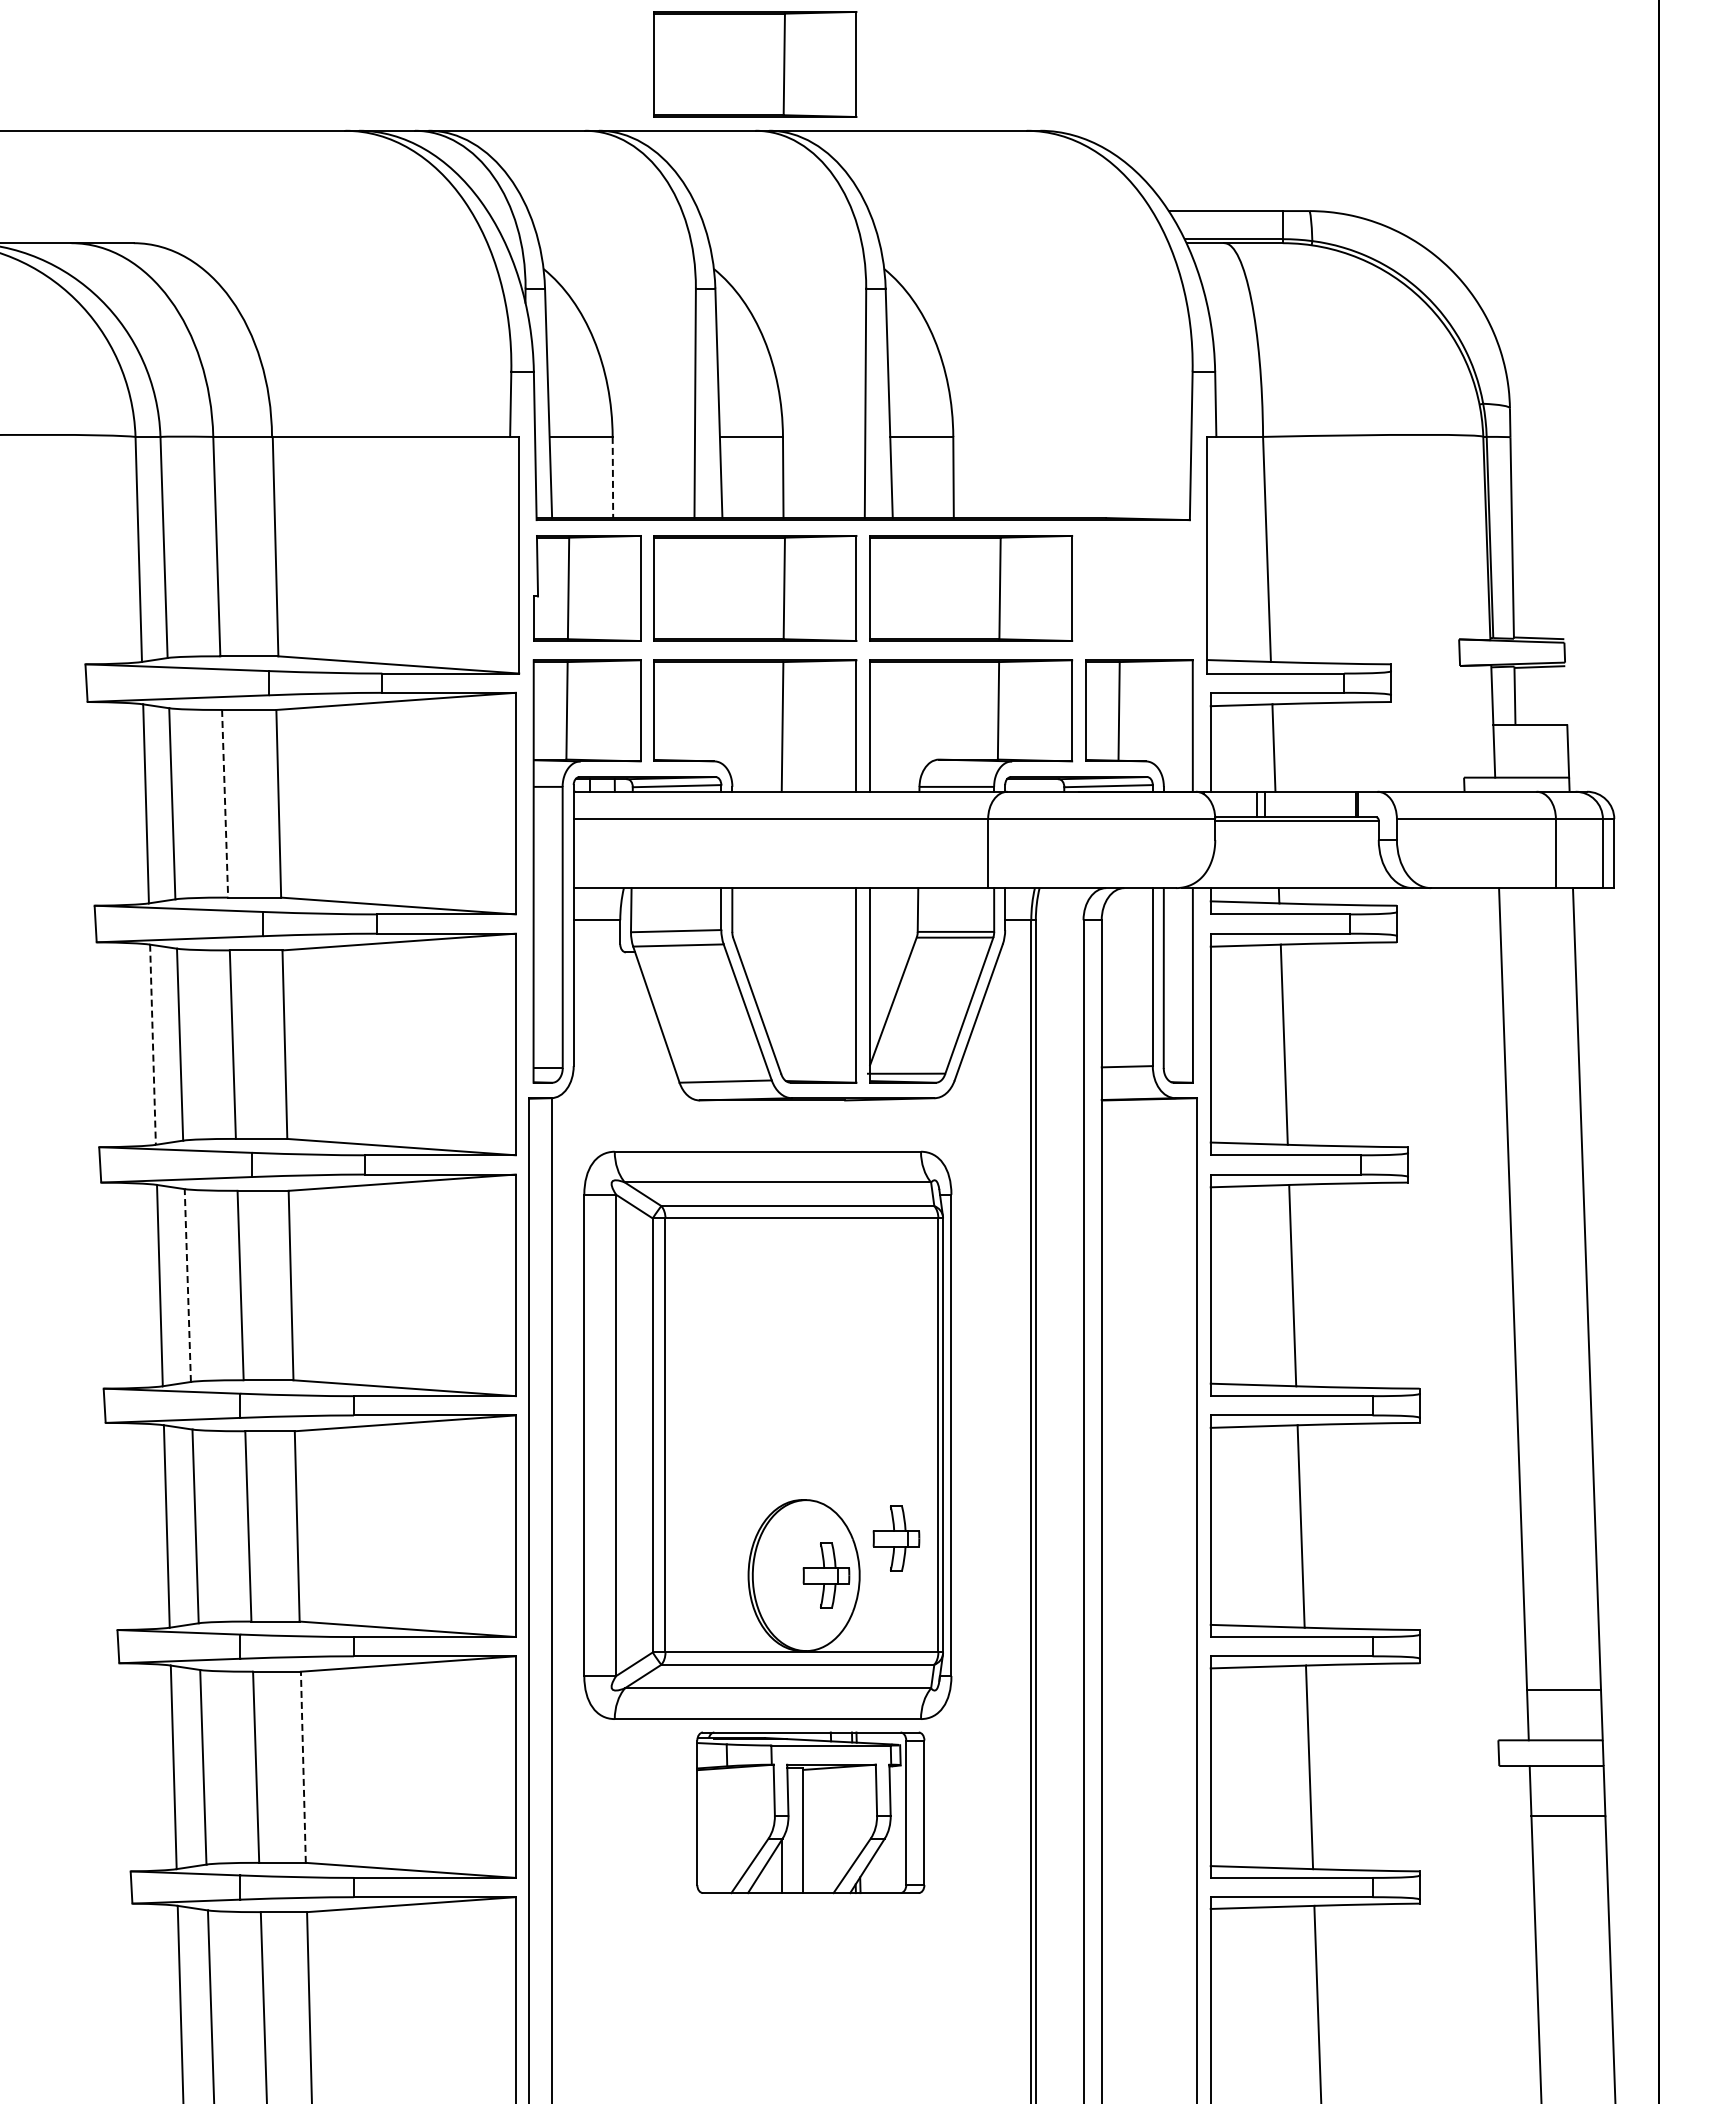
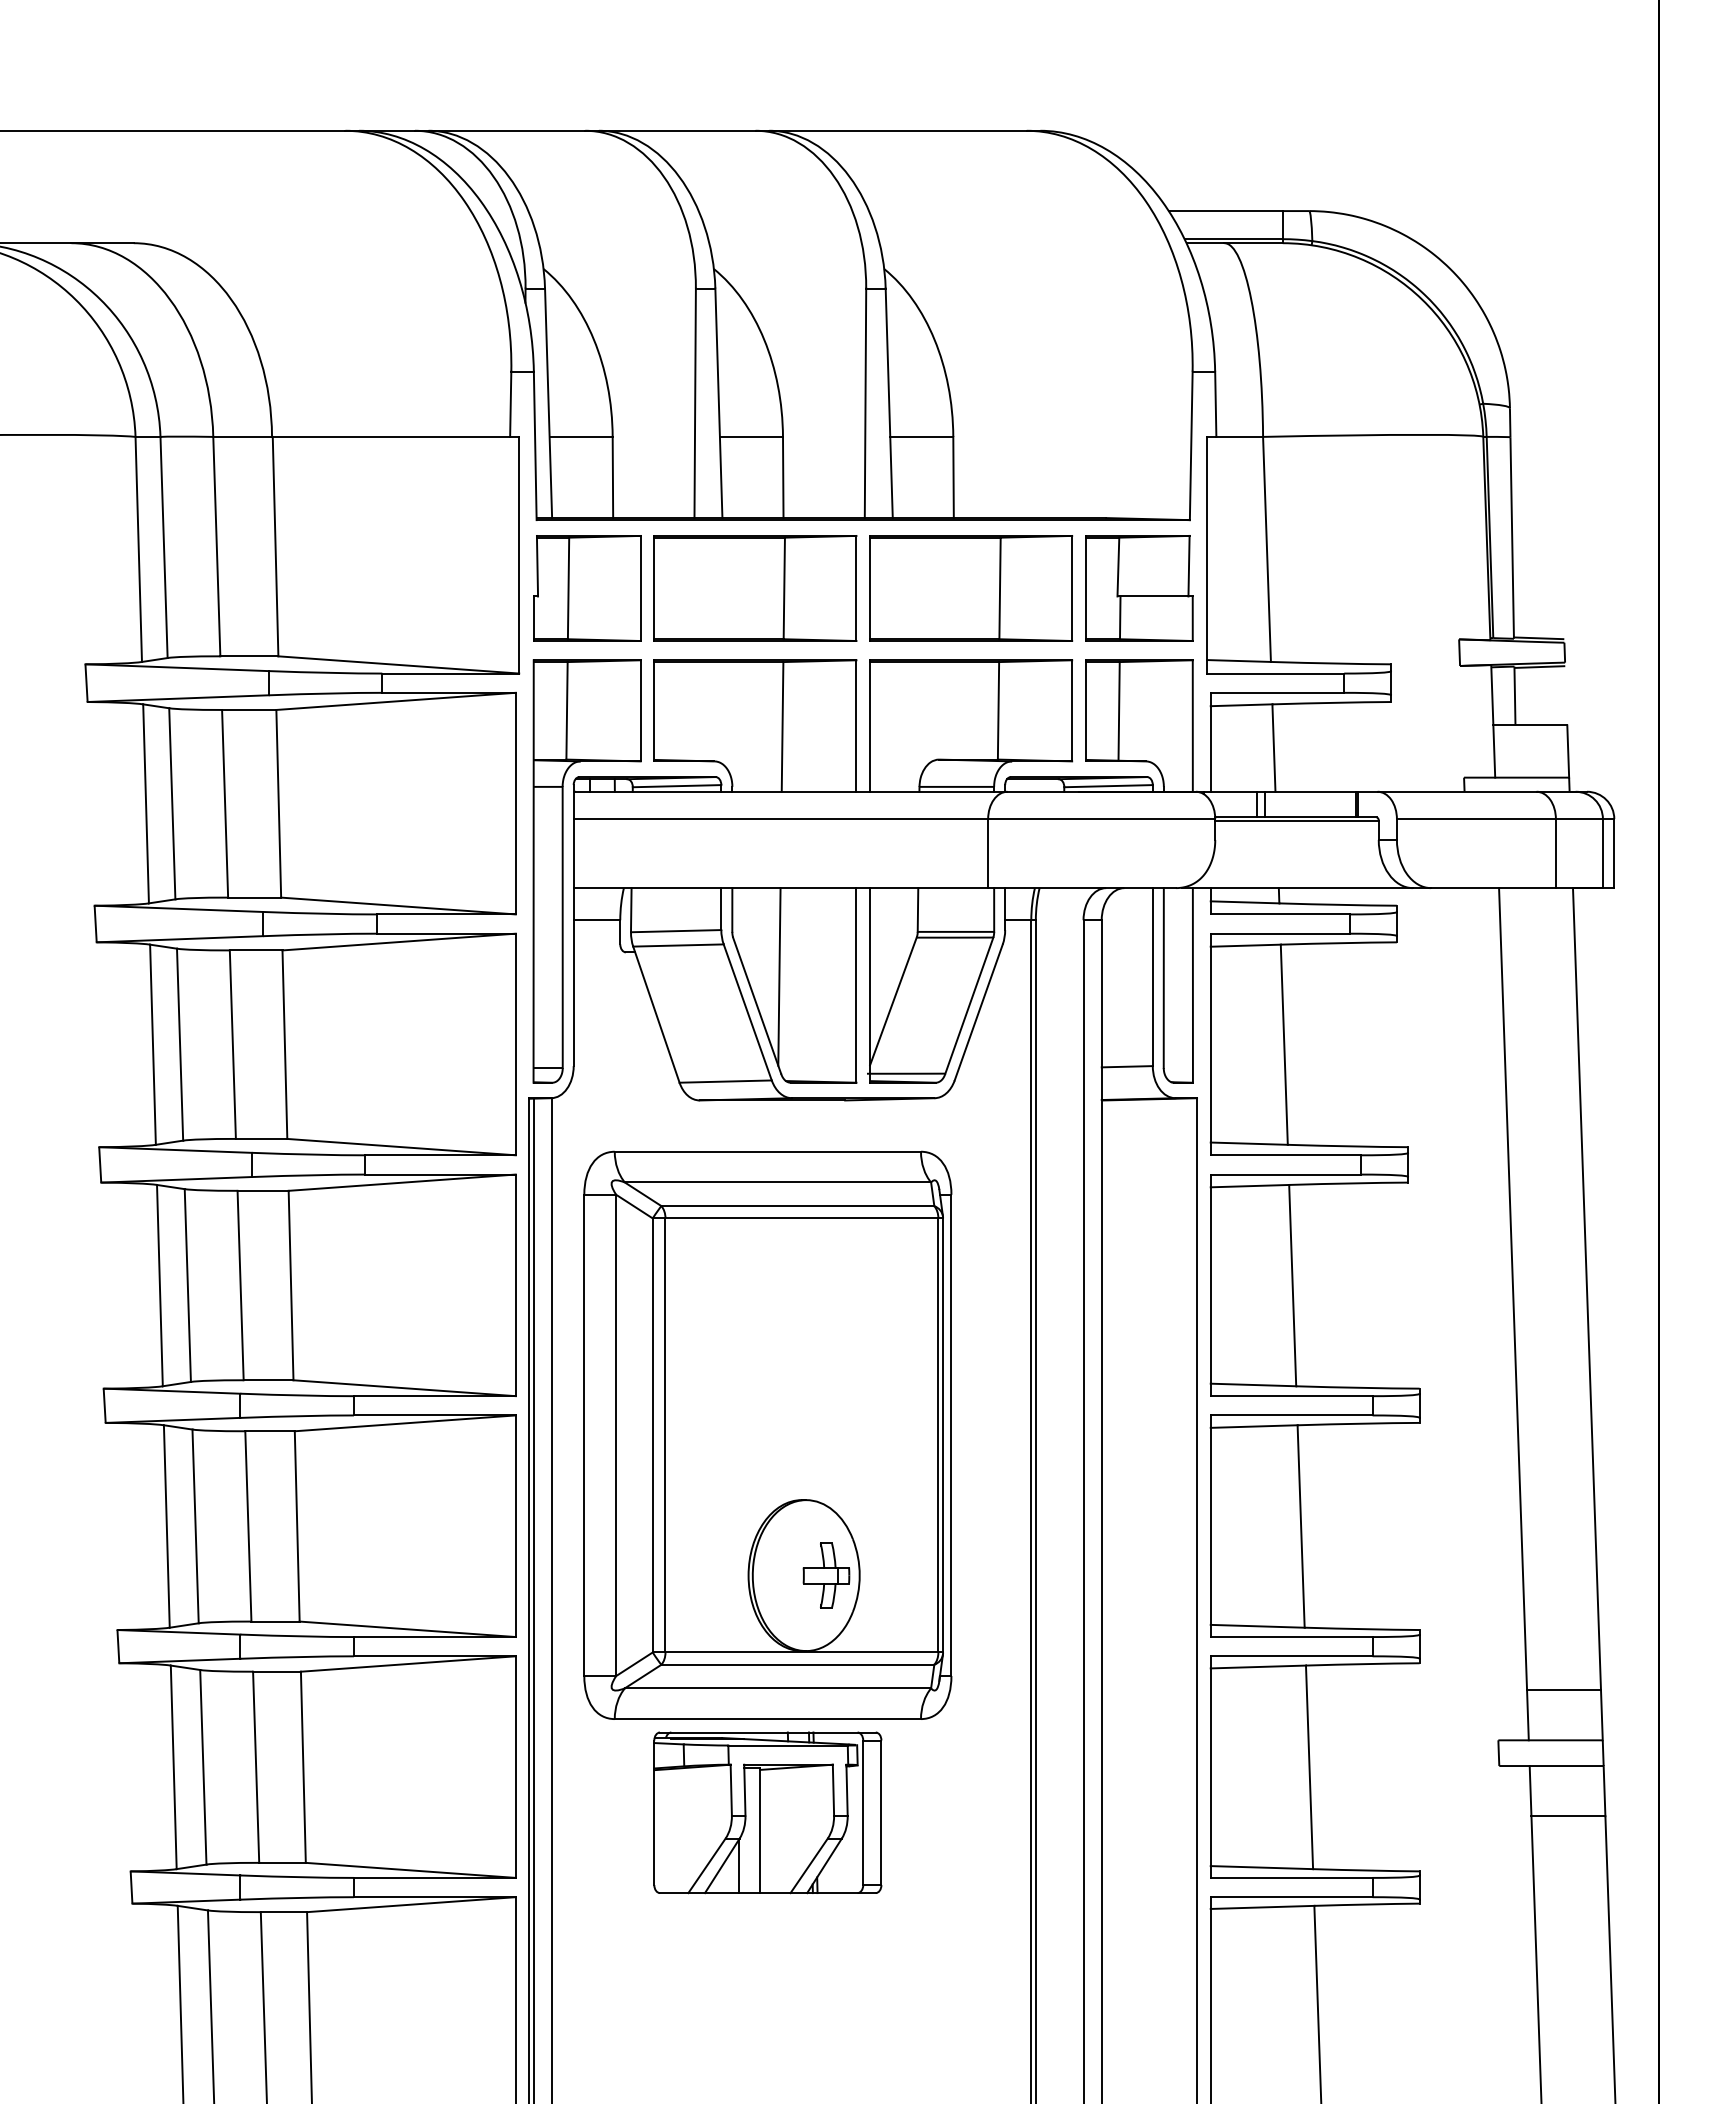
part: present -> none (755, 64)
line: dashed -> solid (612, 477)
part: none -> present (1139, 588)
line: dashed -> solid (225, 803)
line: none -> present (779, 976)
line: dashed -> solid (153, 1045)
line: dashed -> solid (187, 1285)
part: present -> none (896, 1538)
line: none -> present (533, 1599)
line: dashed -> solid (303, 1767)
part position: (810, 1812) -> (767, 1812) (767, 1812)
